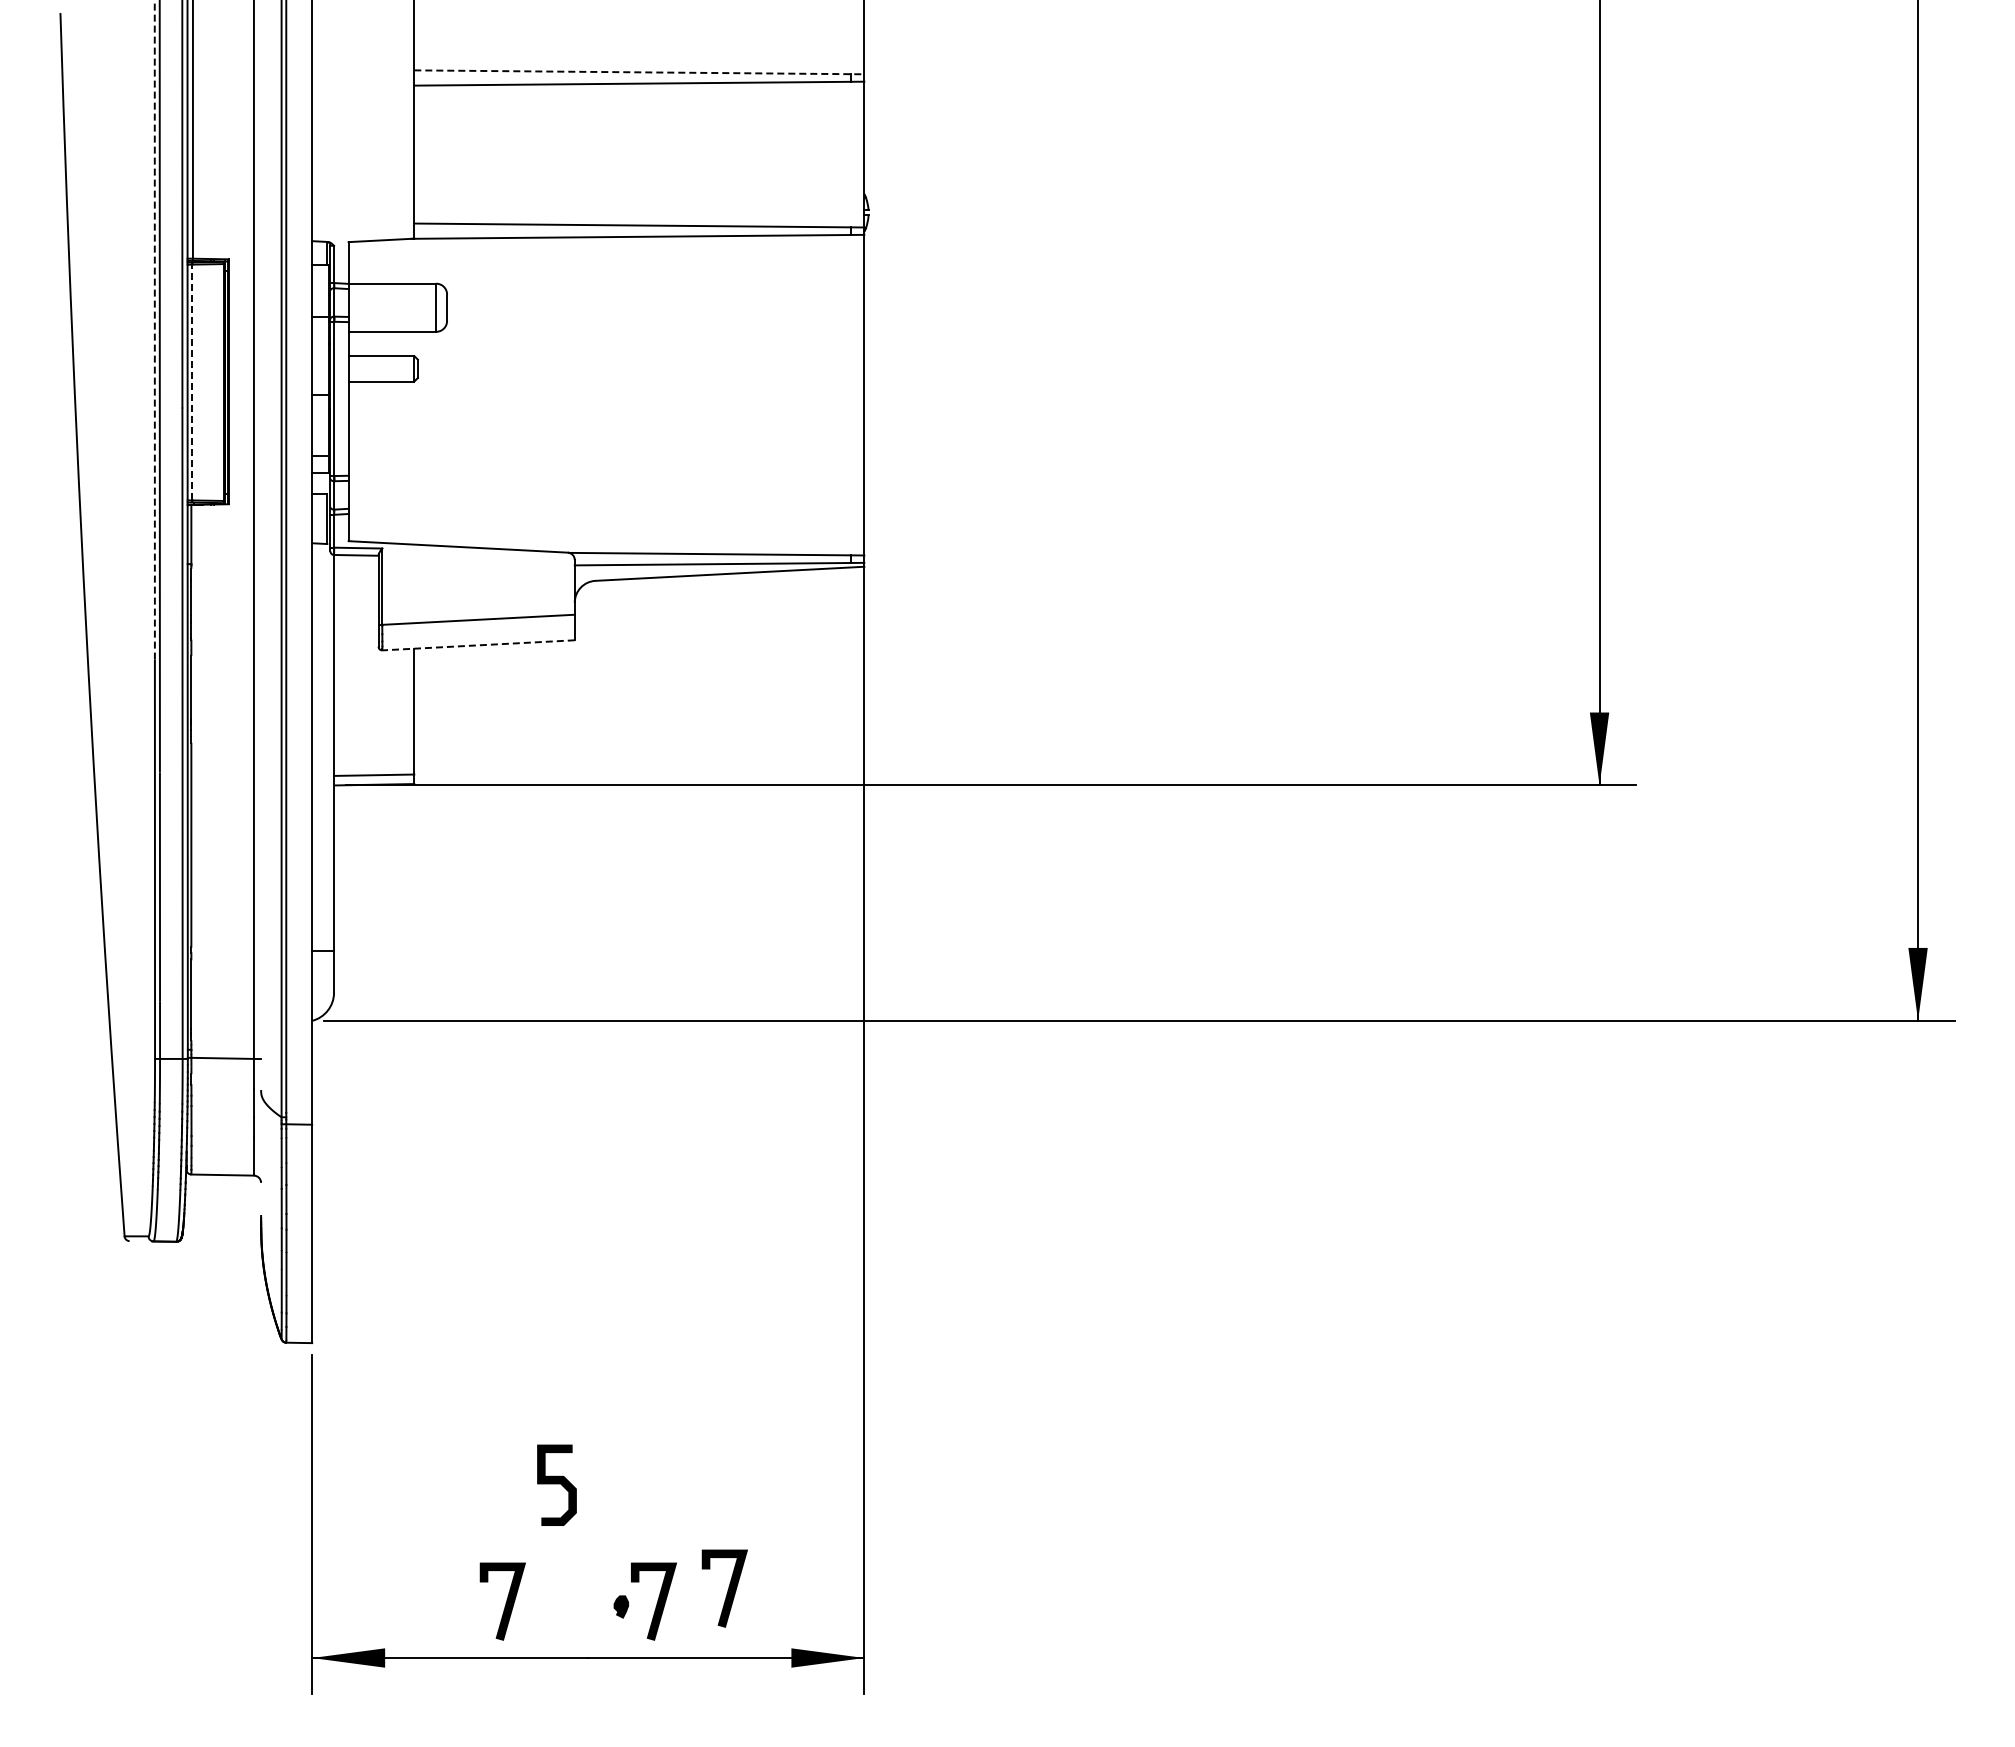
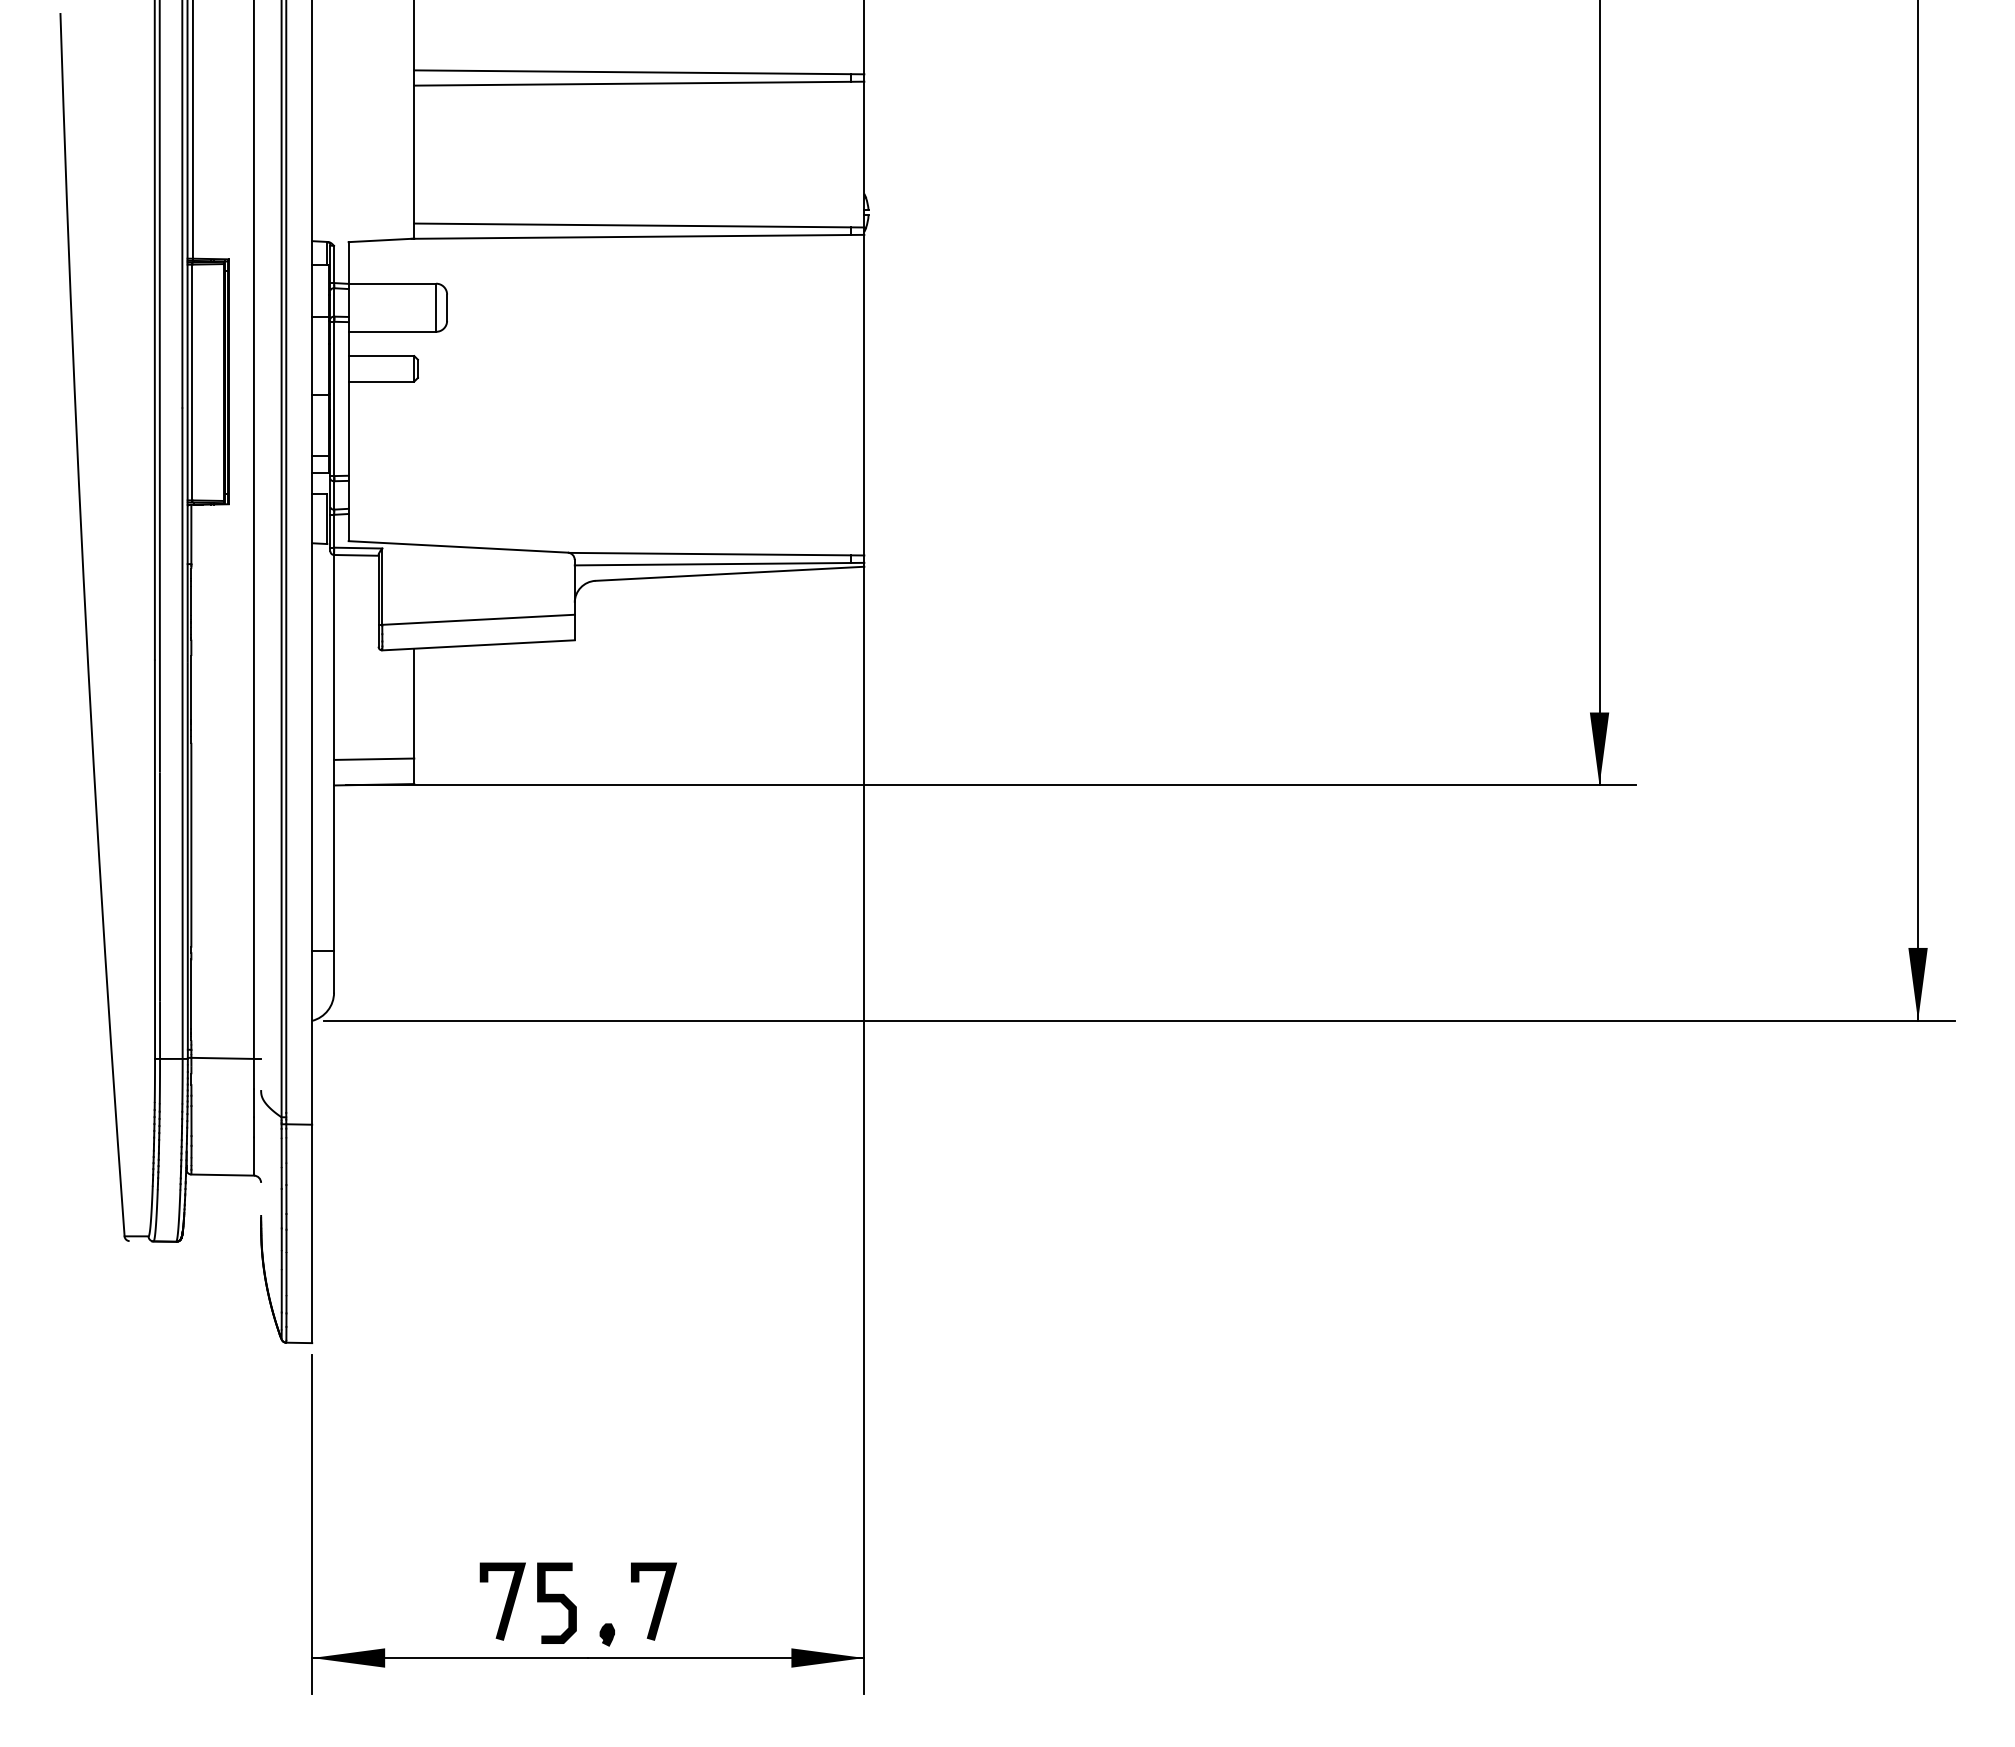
line: dashed -> solid (639, 72)
line: dashed -> solid (154, 329)
line: dashed -> solid (192, 382)
line: dashed -> solid (478, 645)
line position: (374, 774) -> (374, 758) (374, 758)
curve position: (556, 1484) -> (556, 1602) (556, 1602)
line: present -> none (727, 1590)
part position: (620, 1606) -> (606, 1634) (606, 1634)
